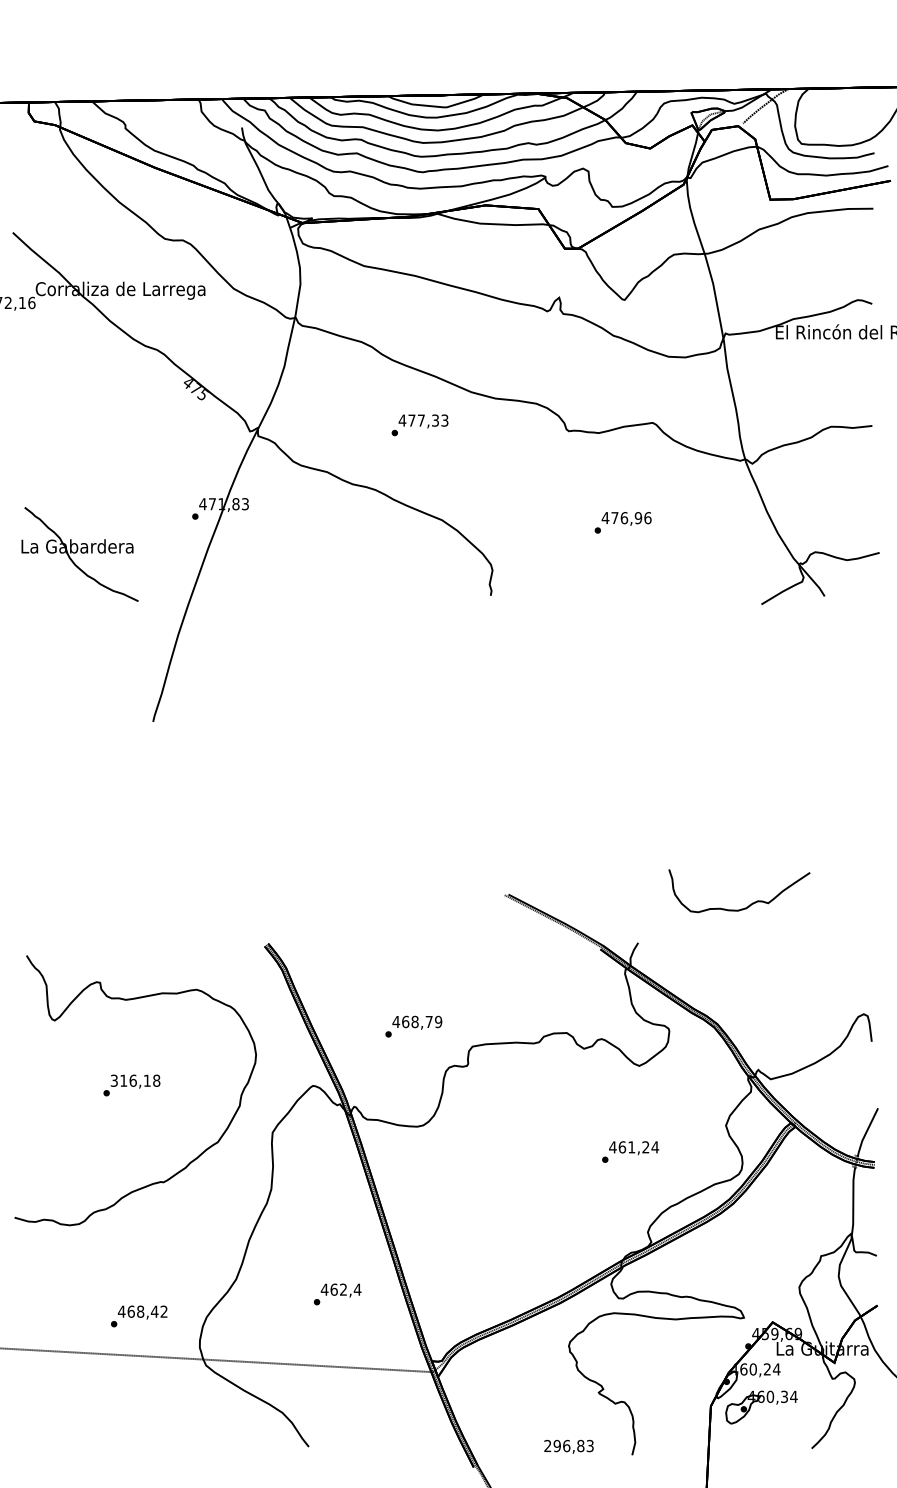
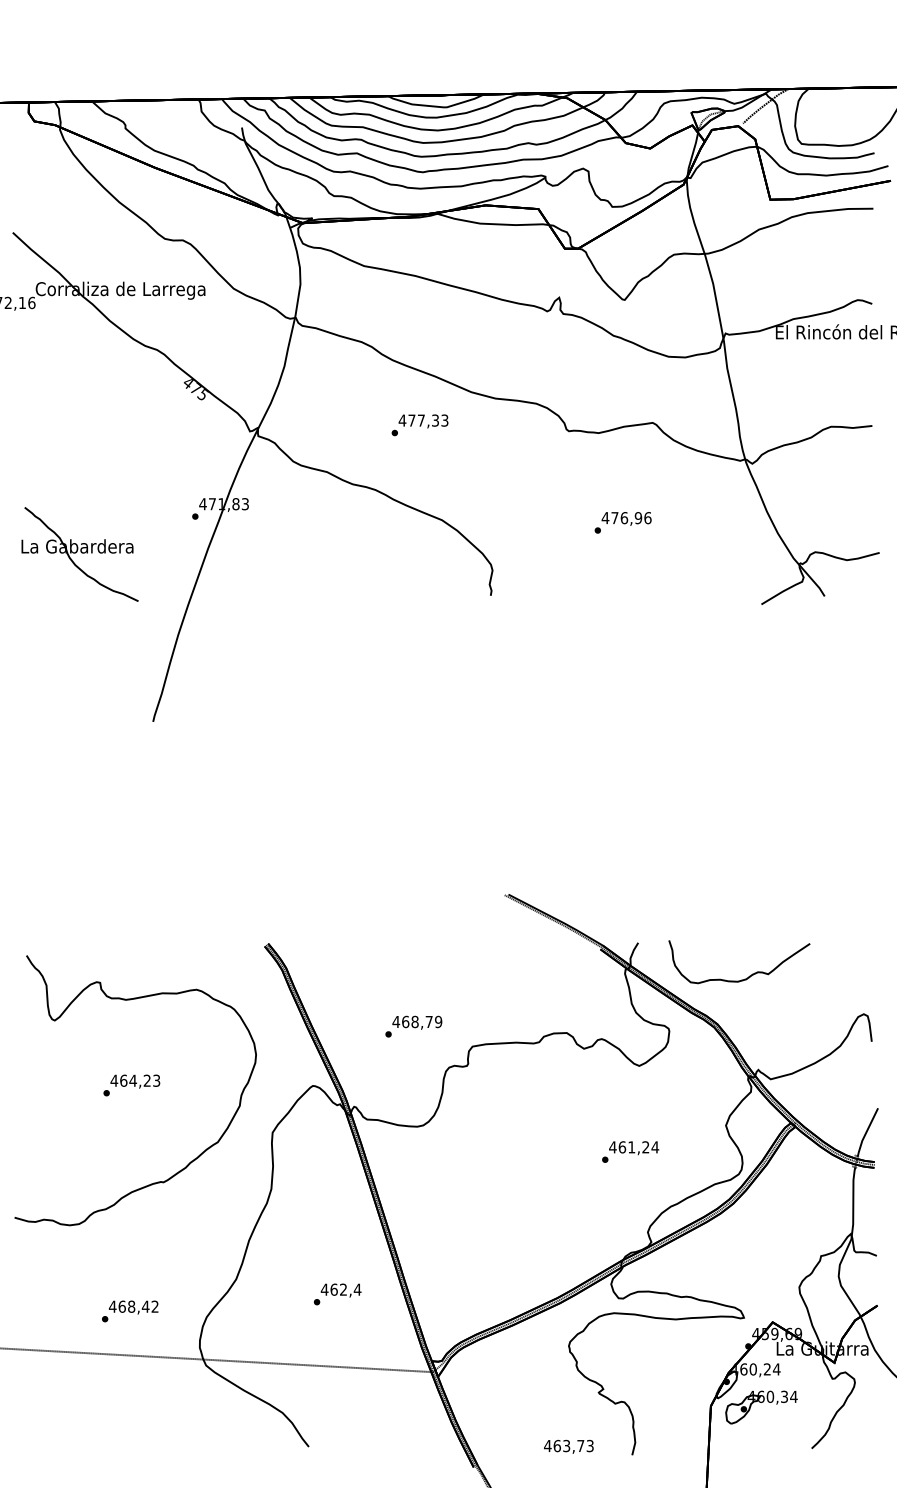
curve position: (749, 904) -> (749, 975) (749, 975)
text: 316,18 -> 464,23 (135, 1080)
text position: (139, 1316) -> (130, 1311) (130, 1311)
text: 296,83 -> 463,73 (564, 1445)
